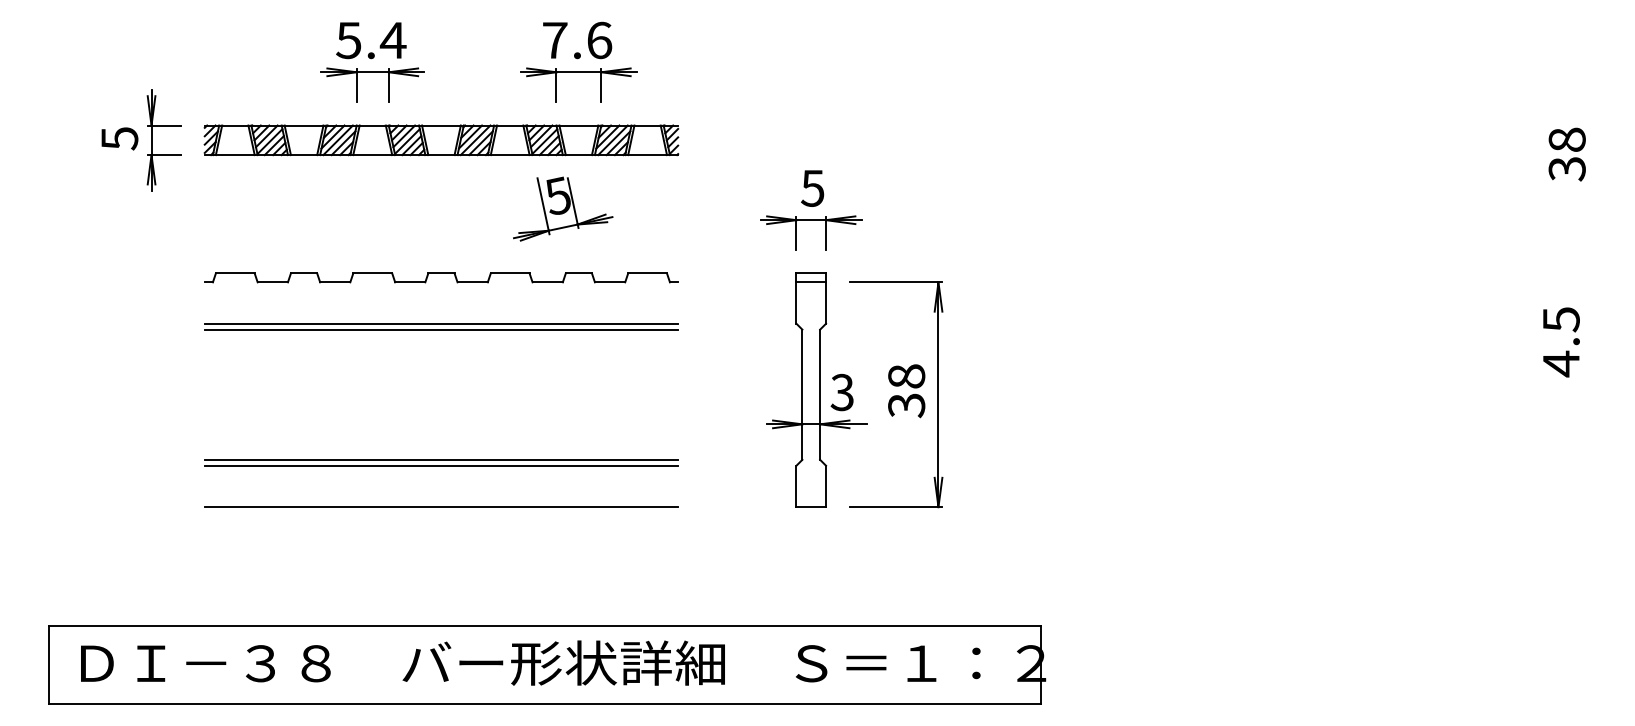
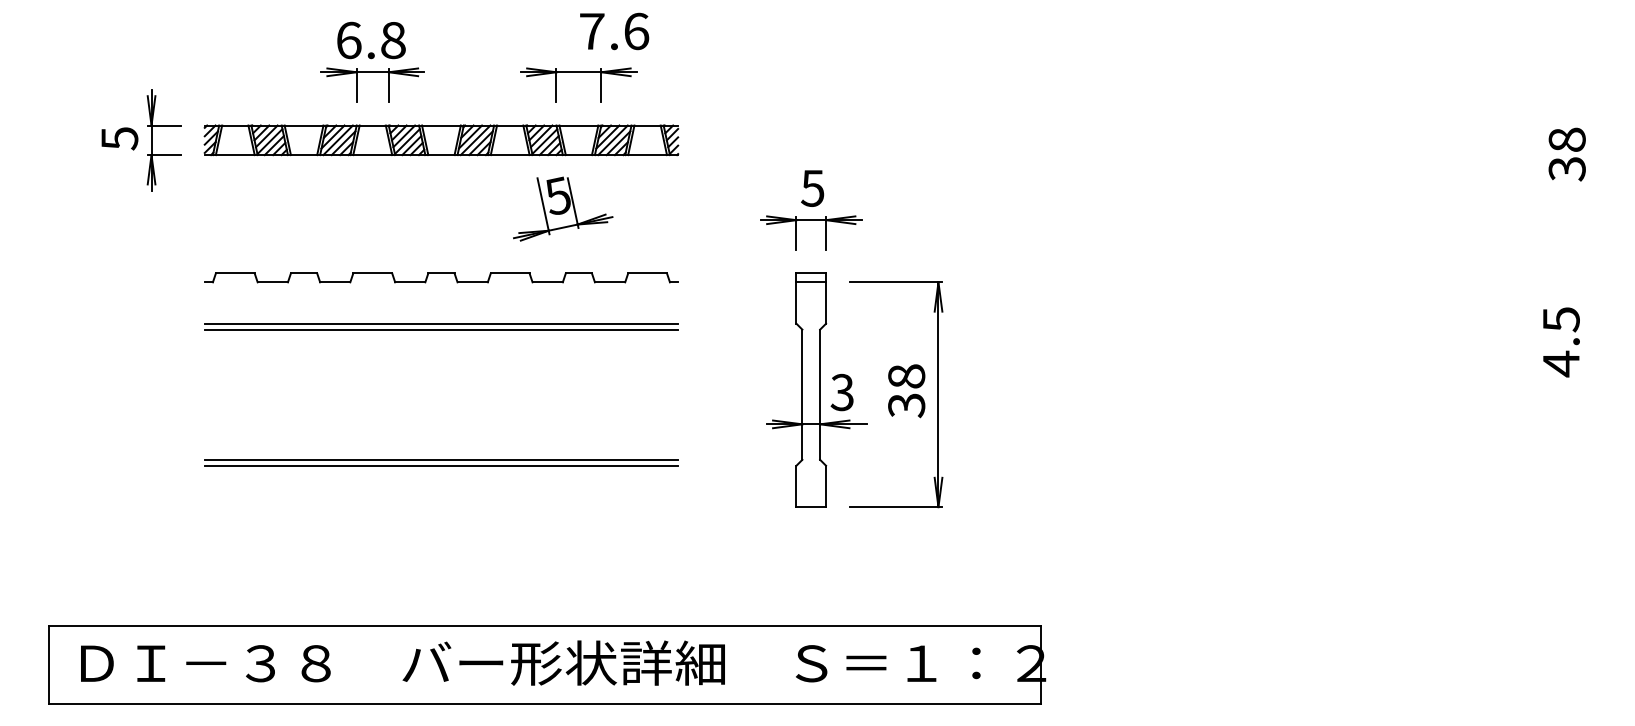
text: 5.4 -> 6.8 (371, 40)
text position: (577, 40) -> (614, 31) (614, 31)
line: present -> none (441, 507)
